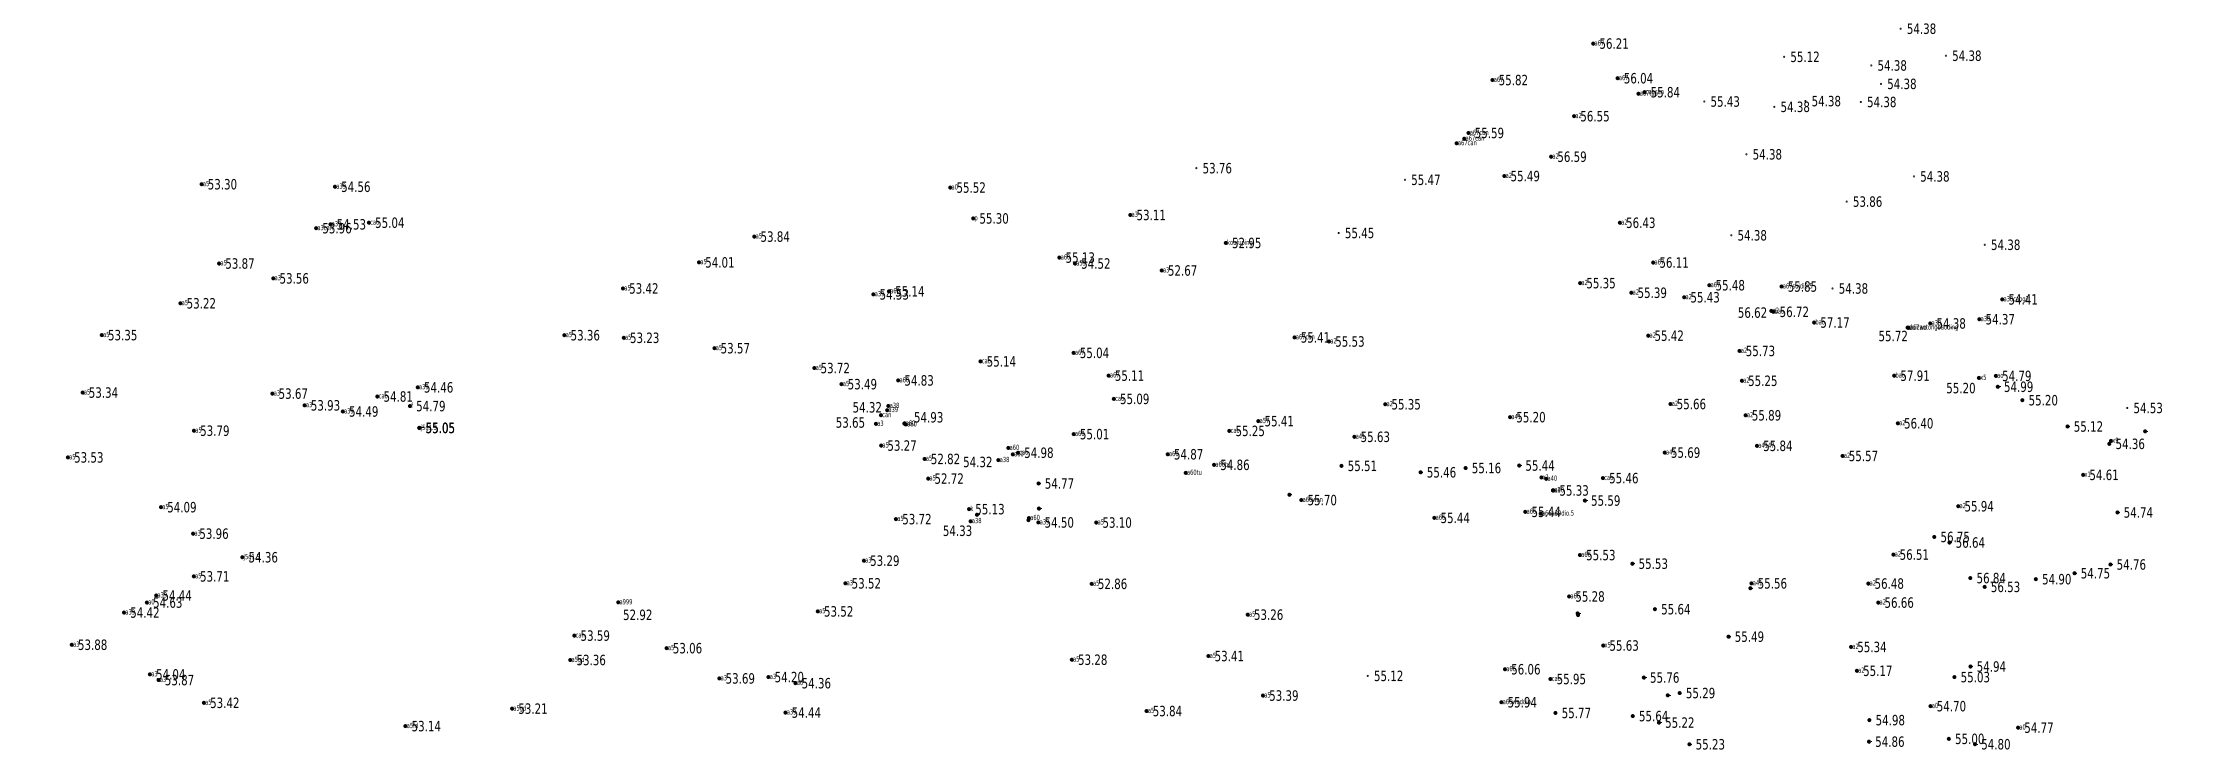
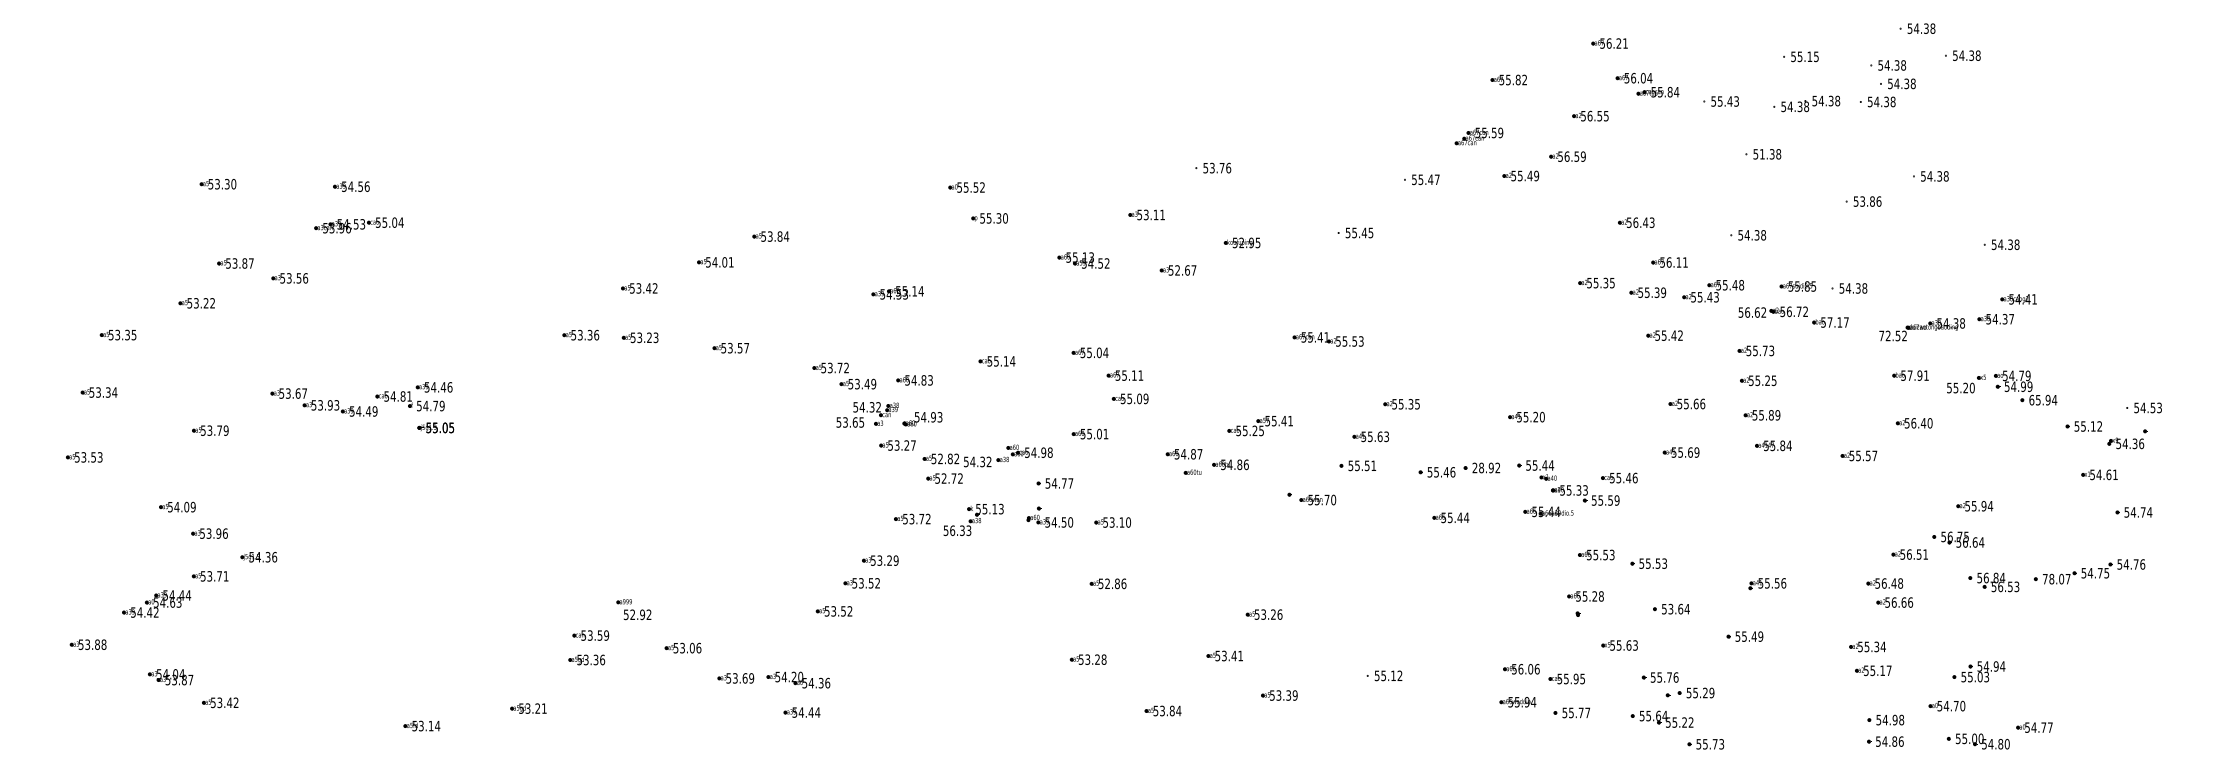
text: 55.12 -> 55.15 (1816, 56)
text: 54.38 -> 51.38 (1762, 154)
text: 55.72 -> 72.52 (1889, 335)
text: 55.20 -> 65.94 (2043, 399)
text: 55.16 -> 28.92 (1486, 467)
text: 54.33 -> 56.33 (952, 530)
text: 54.90 -> 78.07 (2056, 578)
text: 55.64 -> 53.64 (1670, 608)
text: 55.23 -> 55.73 (1714, 744)
